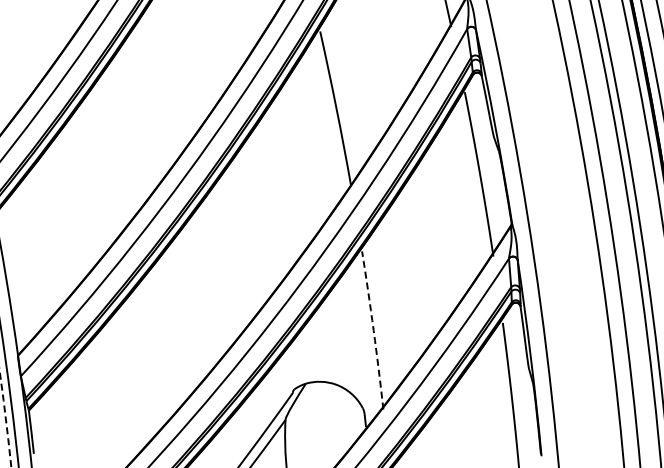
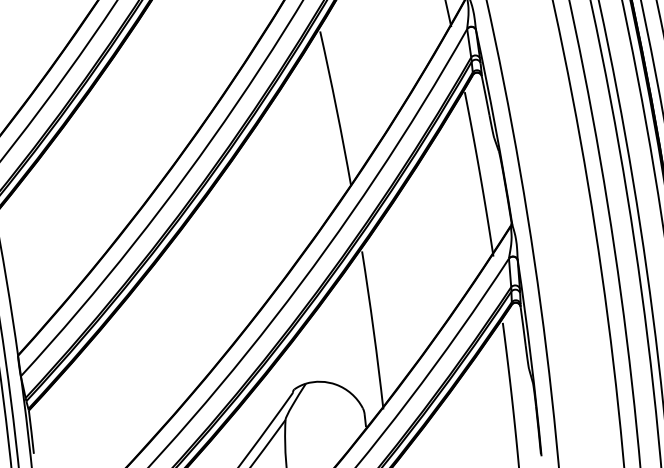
arc: dashed -> solid (373, 330)
circle: dashed -> solid (5, 420)
